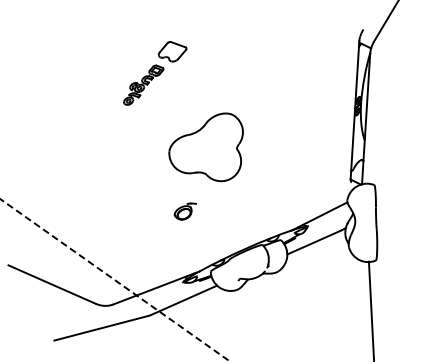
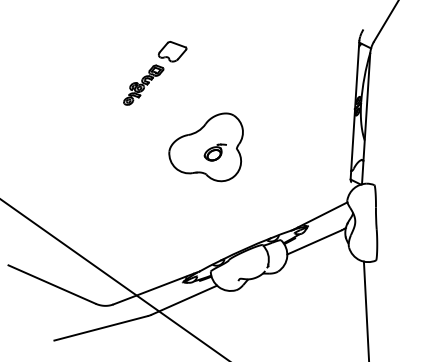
part position: (184, 211) -> (214, 152) (214, 152)
line: dashed -> solid (115, 280)
line position: (370, 309) -> (365, 309) (365, 309)
